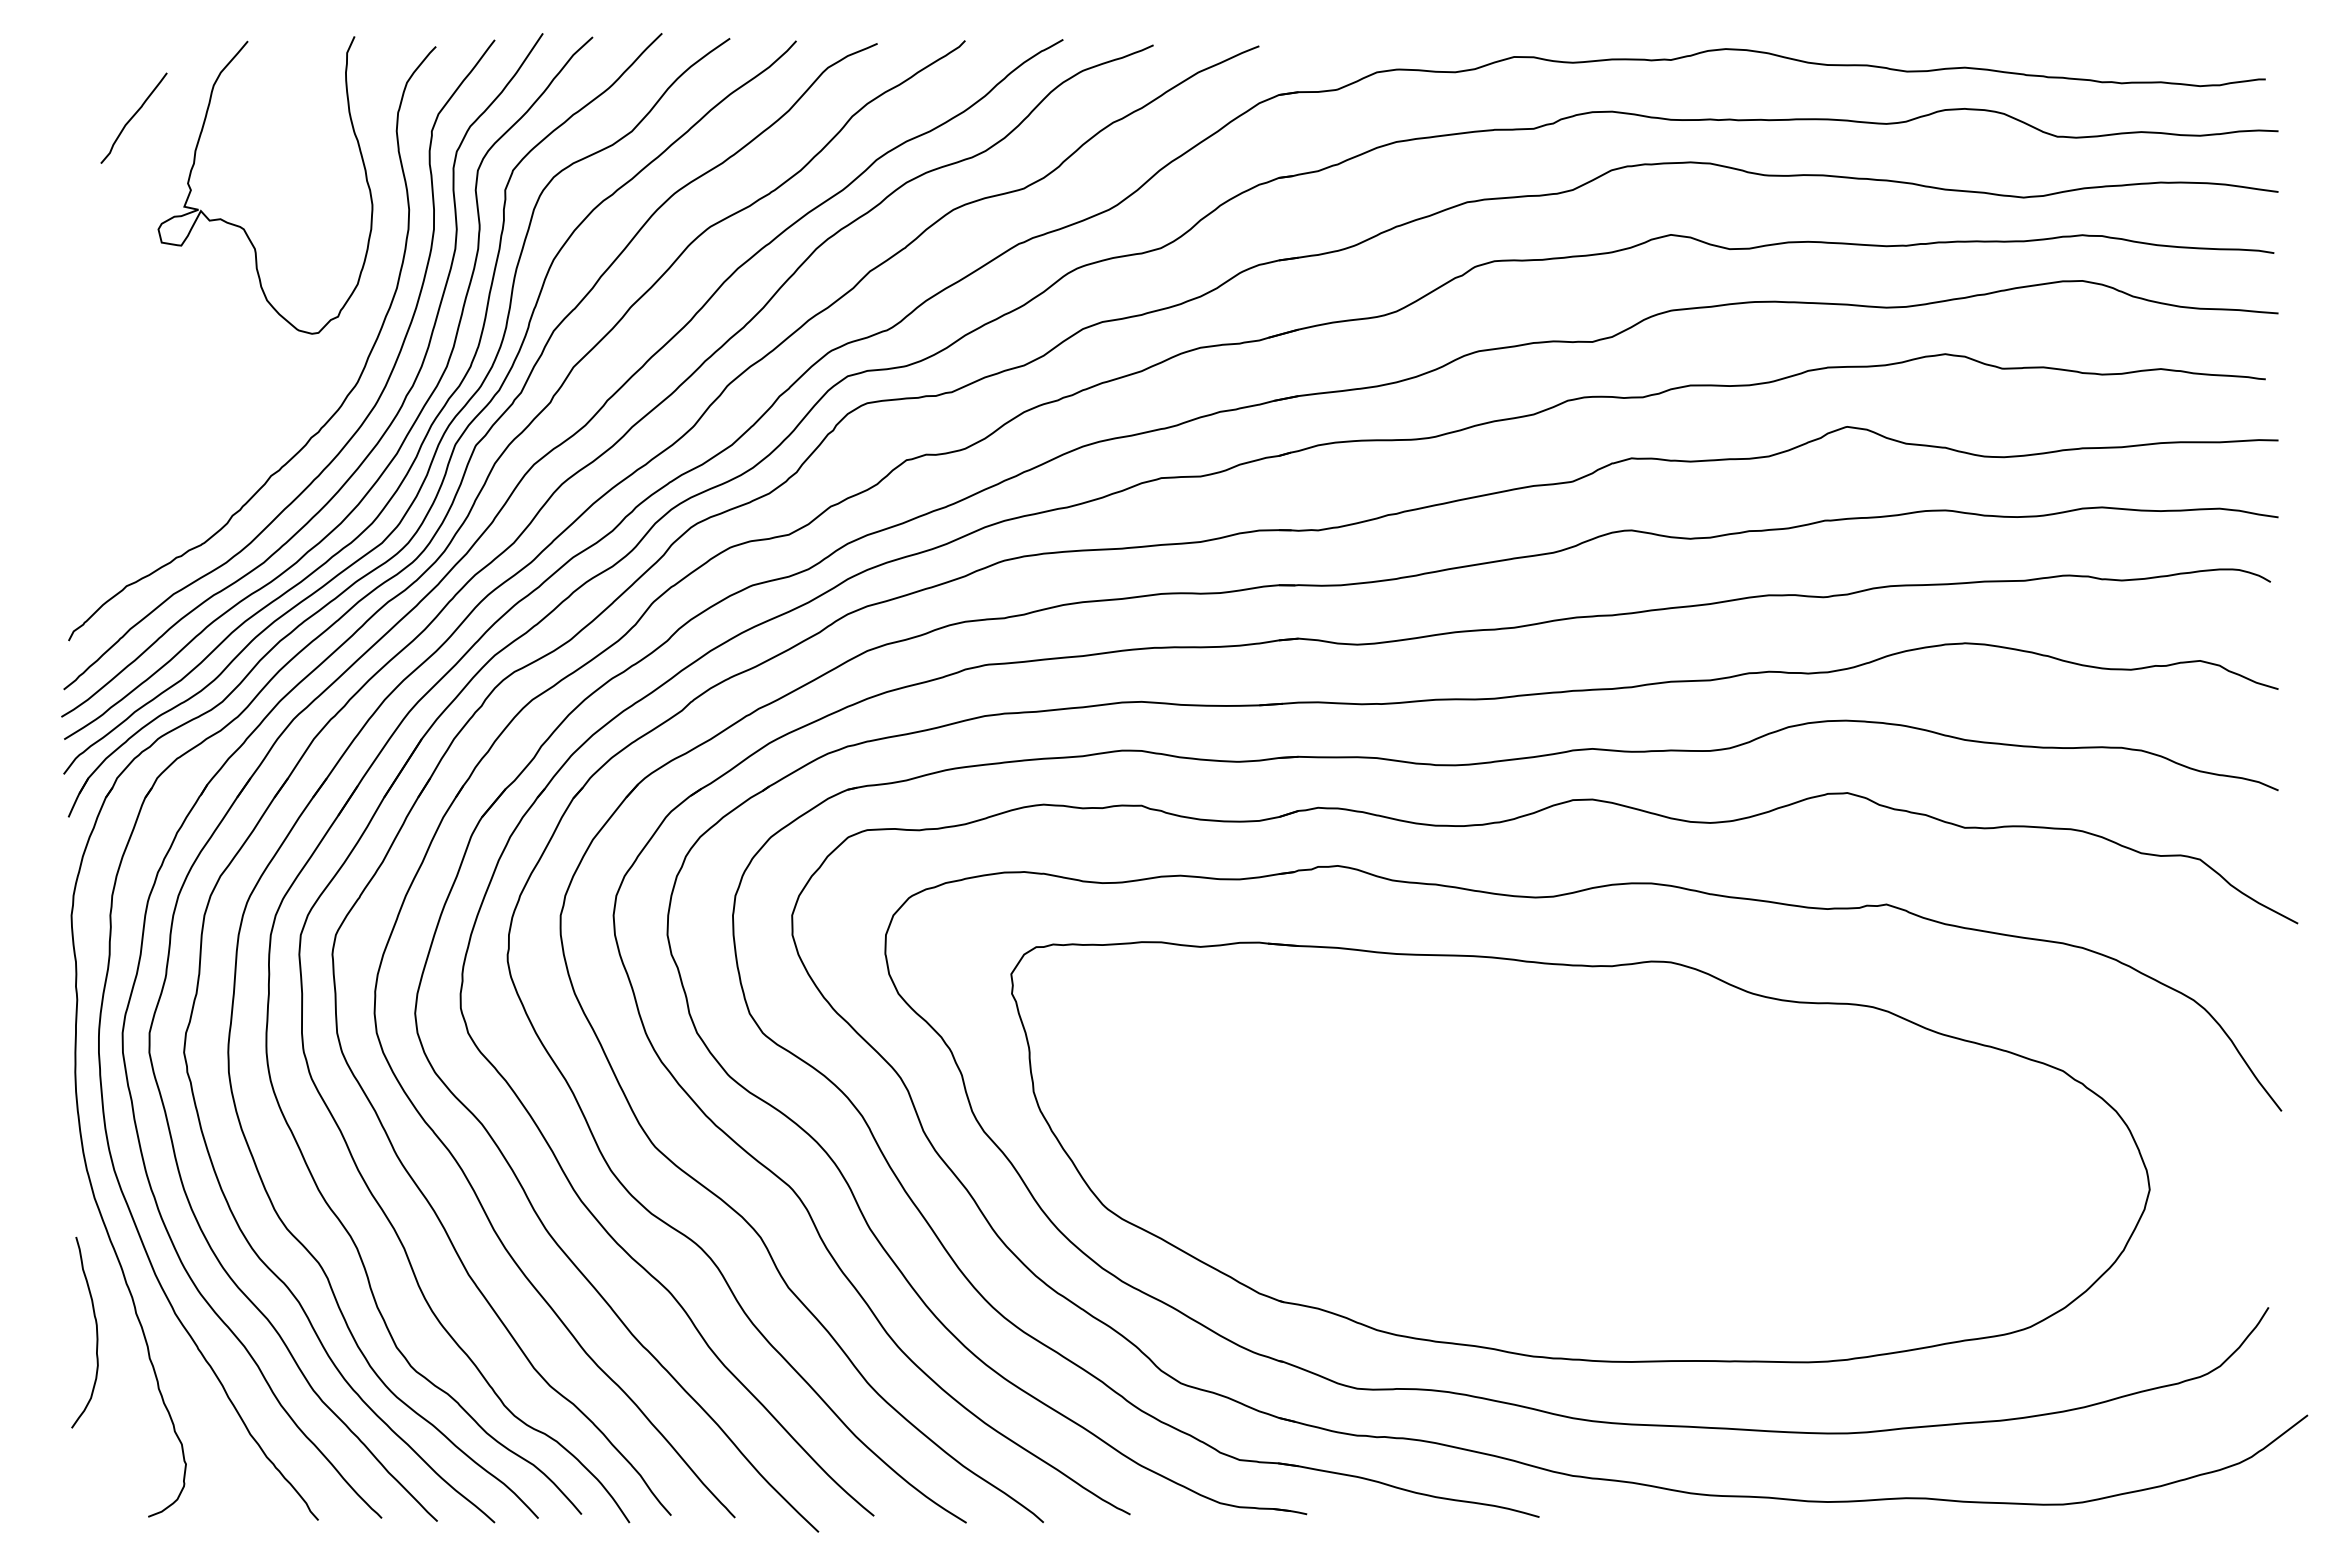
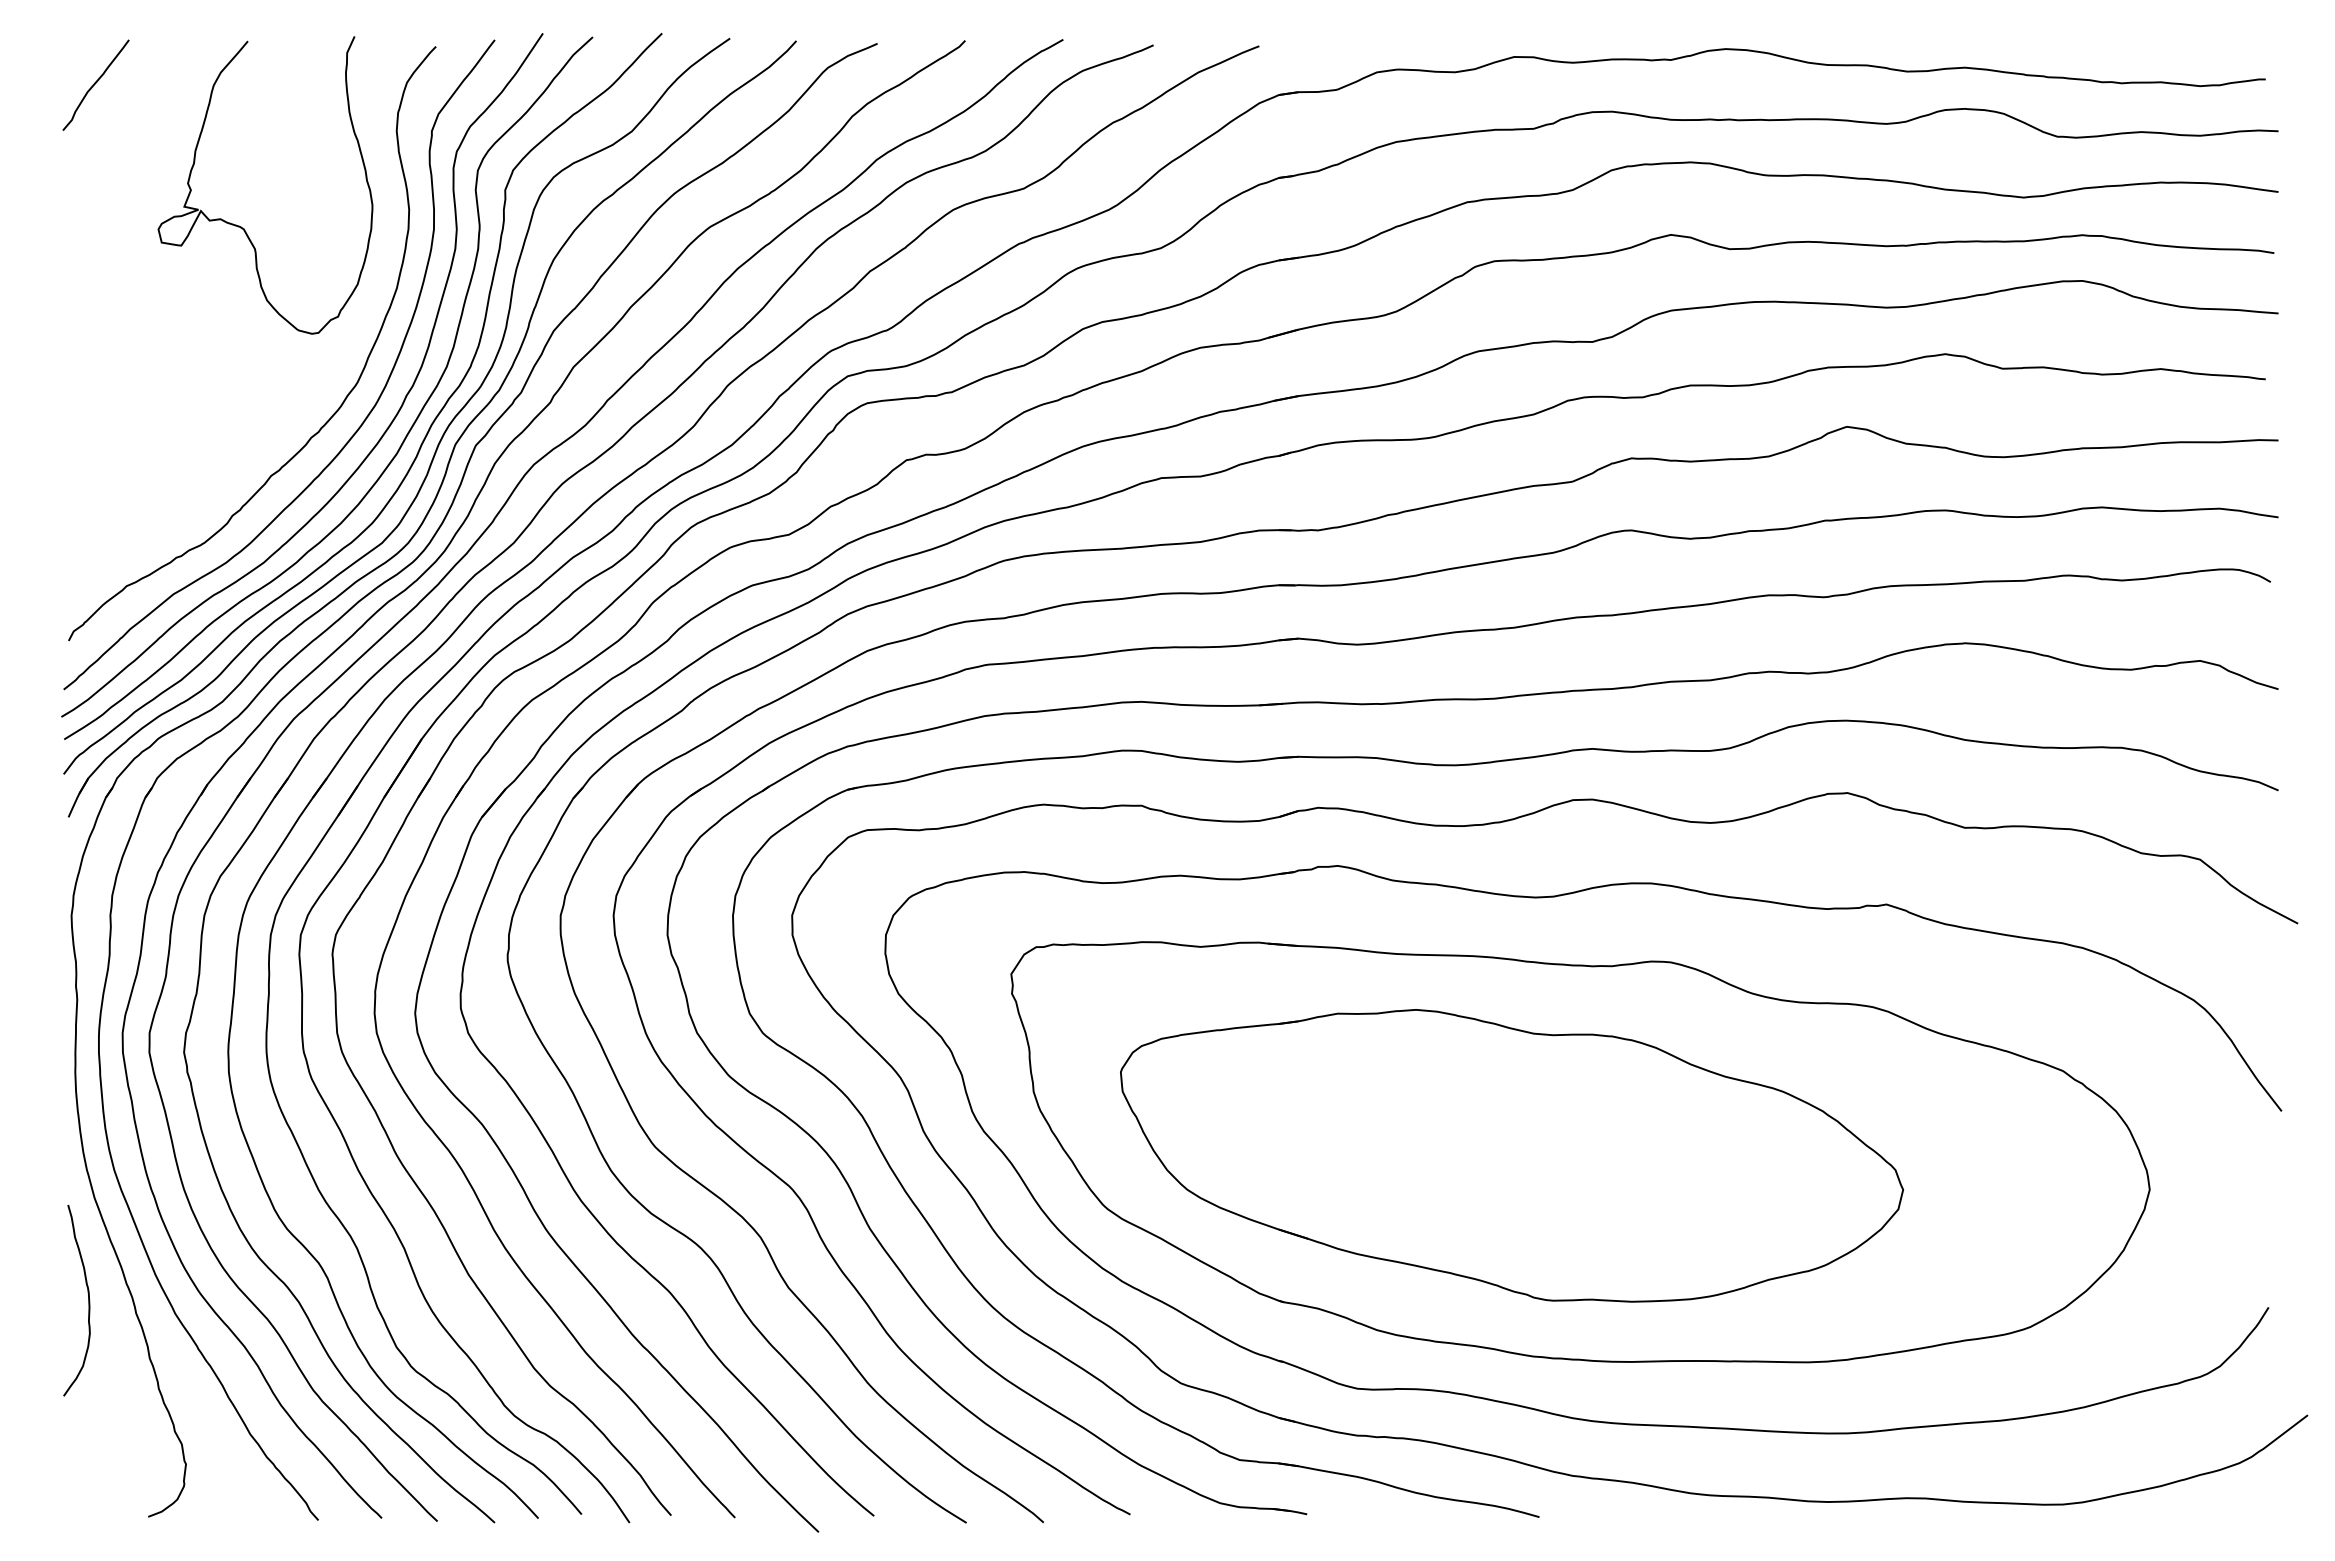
curve position: (133, 117) -> (95, 84) (95, 84)
part: none -> present (1511, 1155)
curve position: (96, 1332) -> (88, 1300) (88, 1300)
